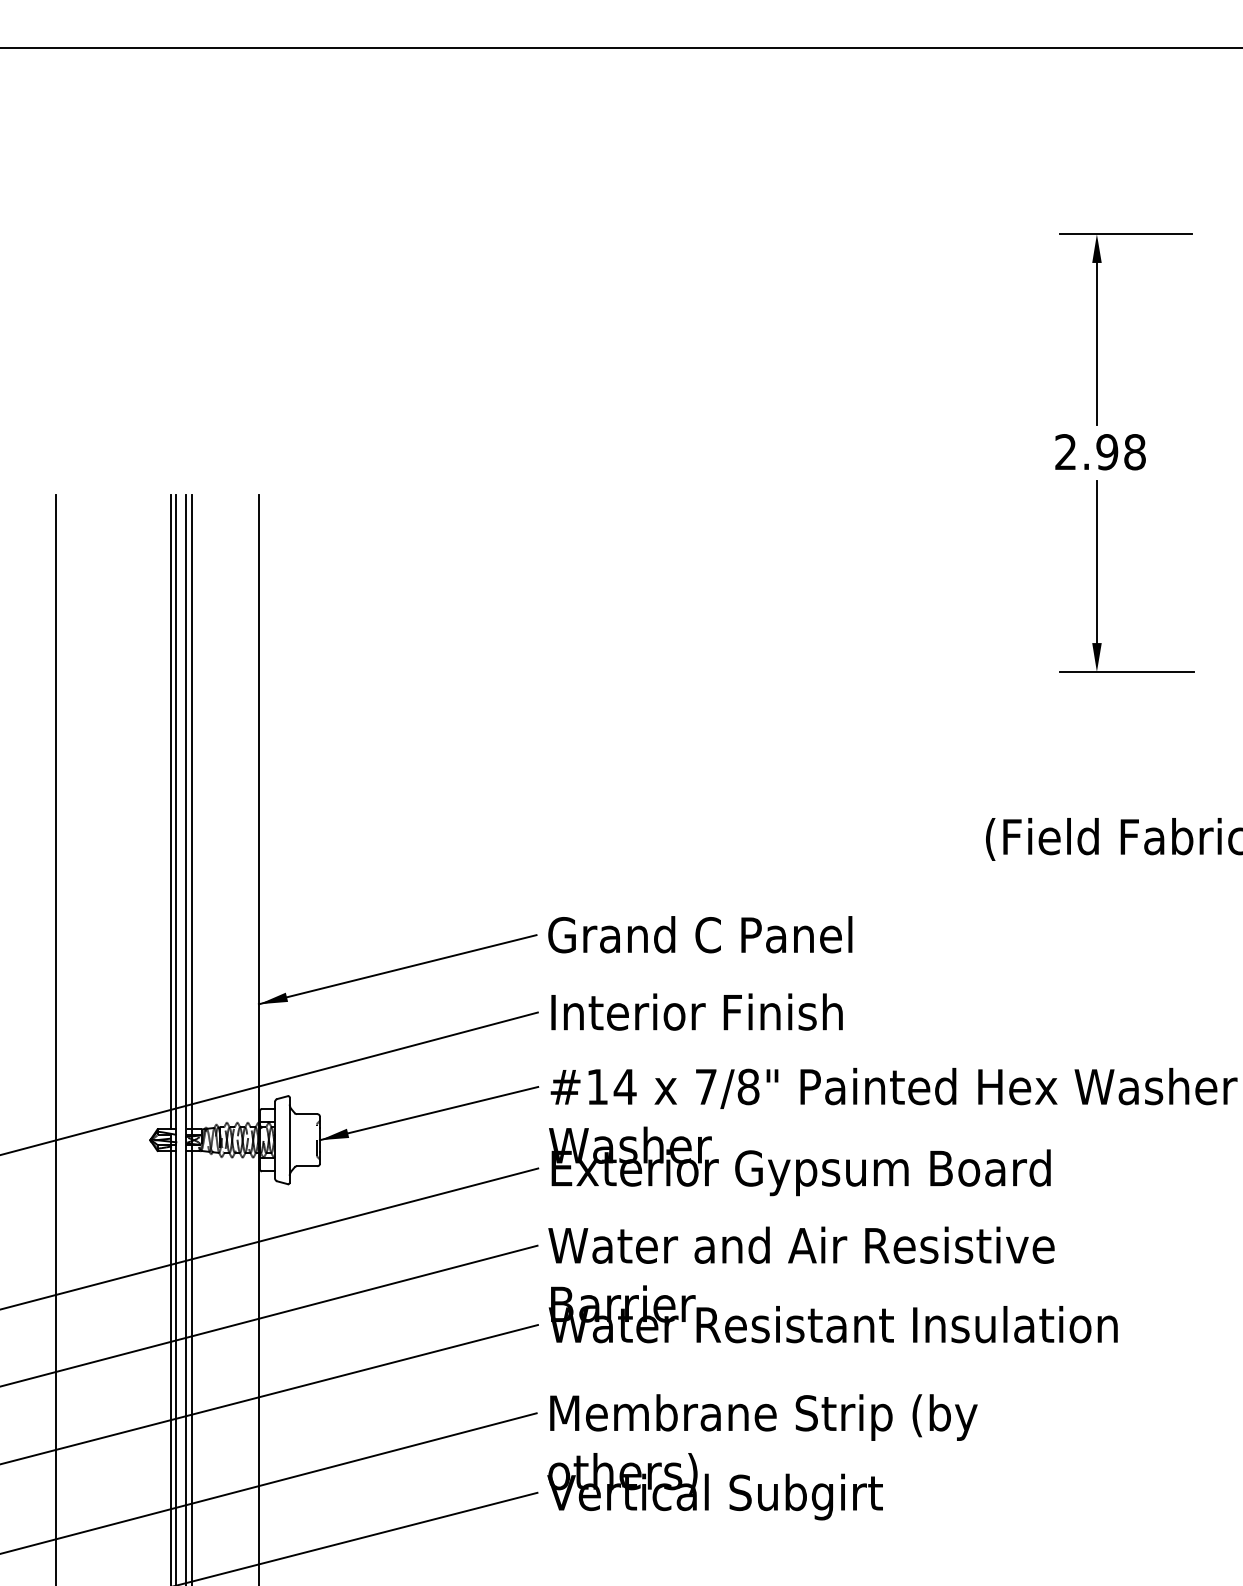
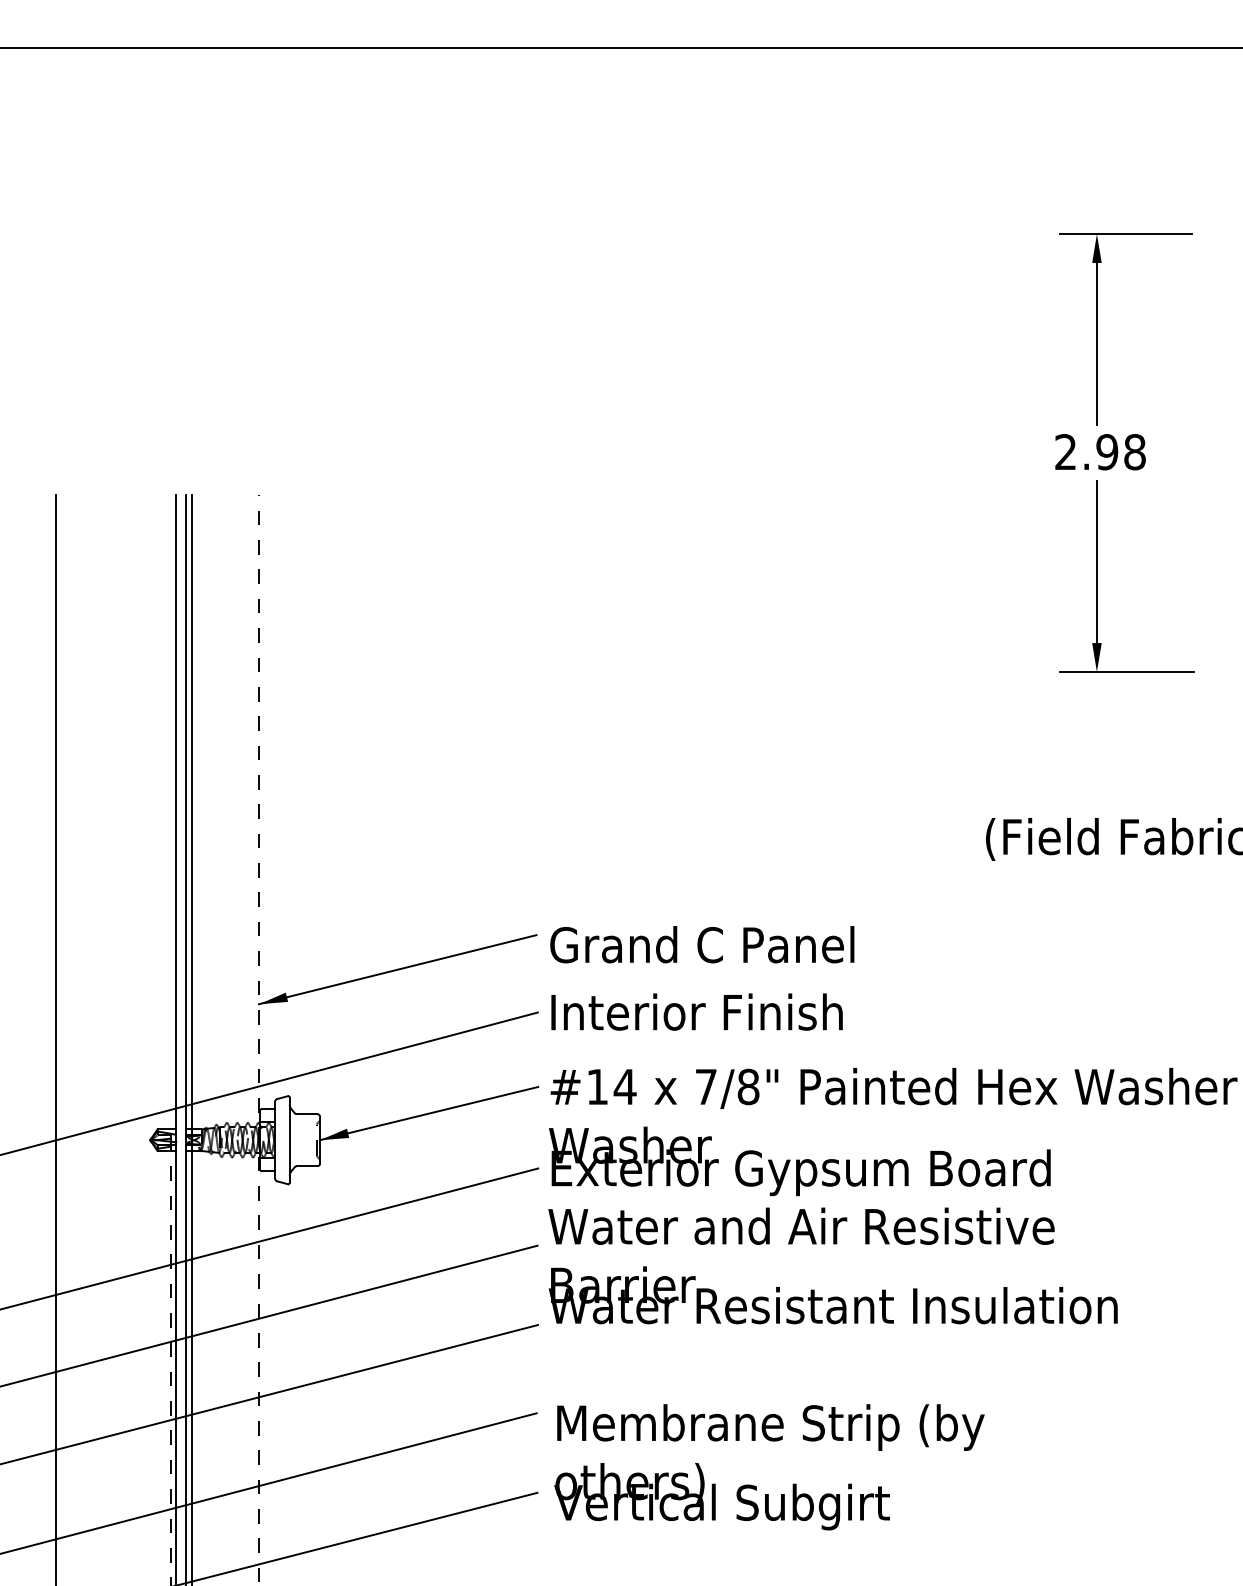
line: present -> none (171, 811)
text position: (700, 934) -> (702, 944) (702, 944)
line: solid -> dashed (258, 1039)
text position: (832, 1284) -> (832, 1265) (832, 1265)
line: solid -> dashed (171, 1367)
text position: (762, 1457) -> (769, 1467) (769, 1467)
